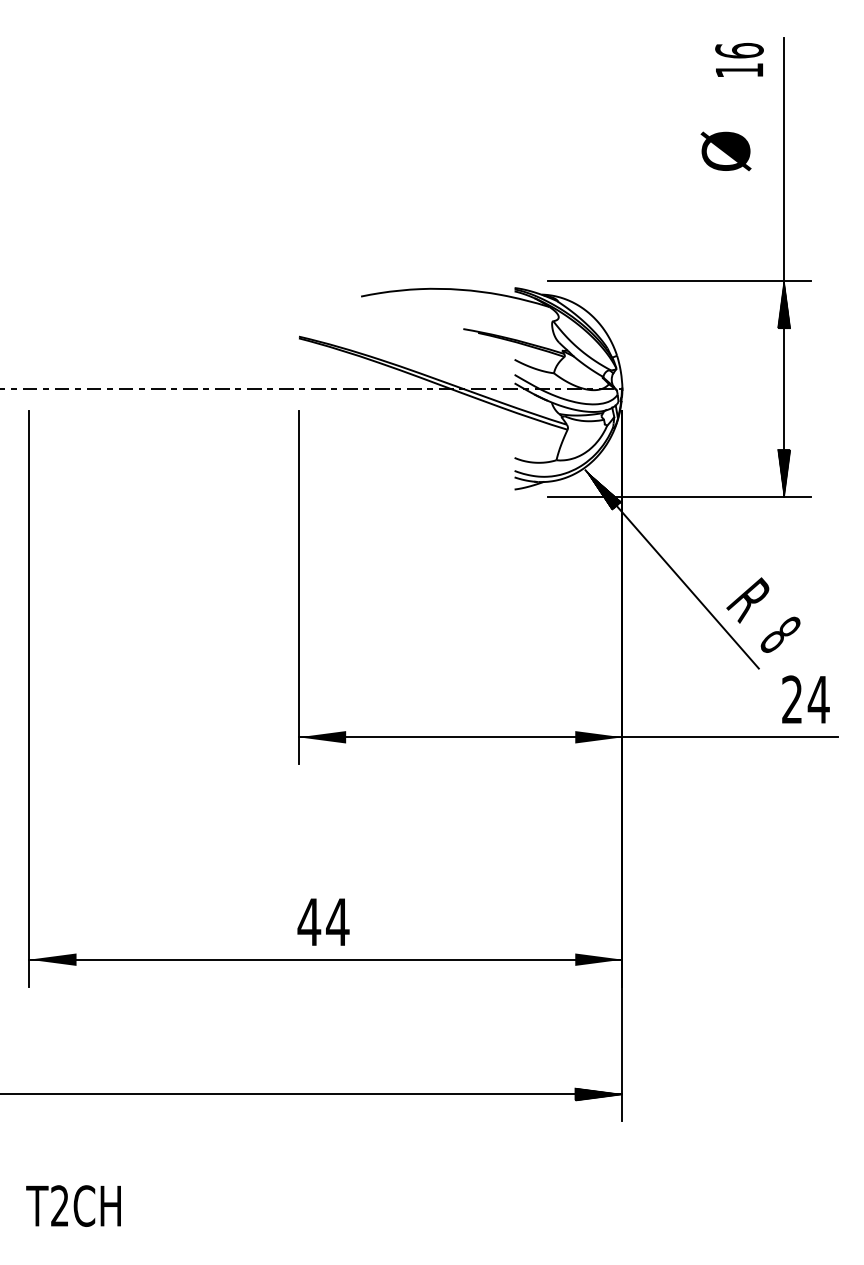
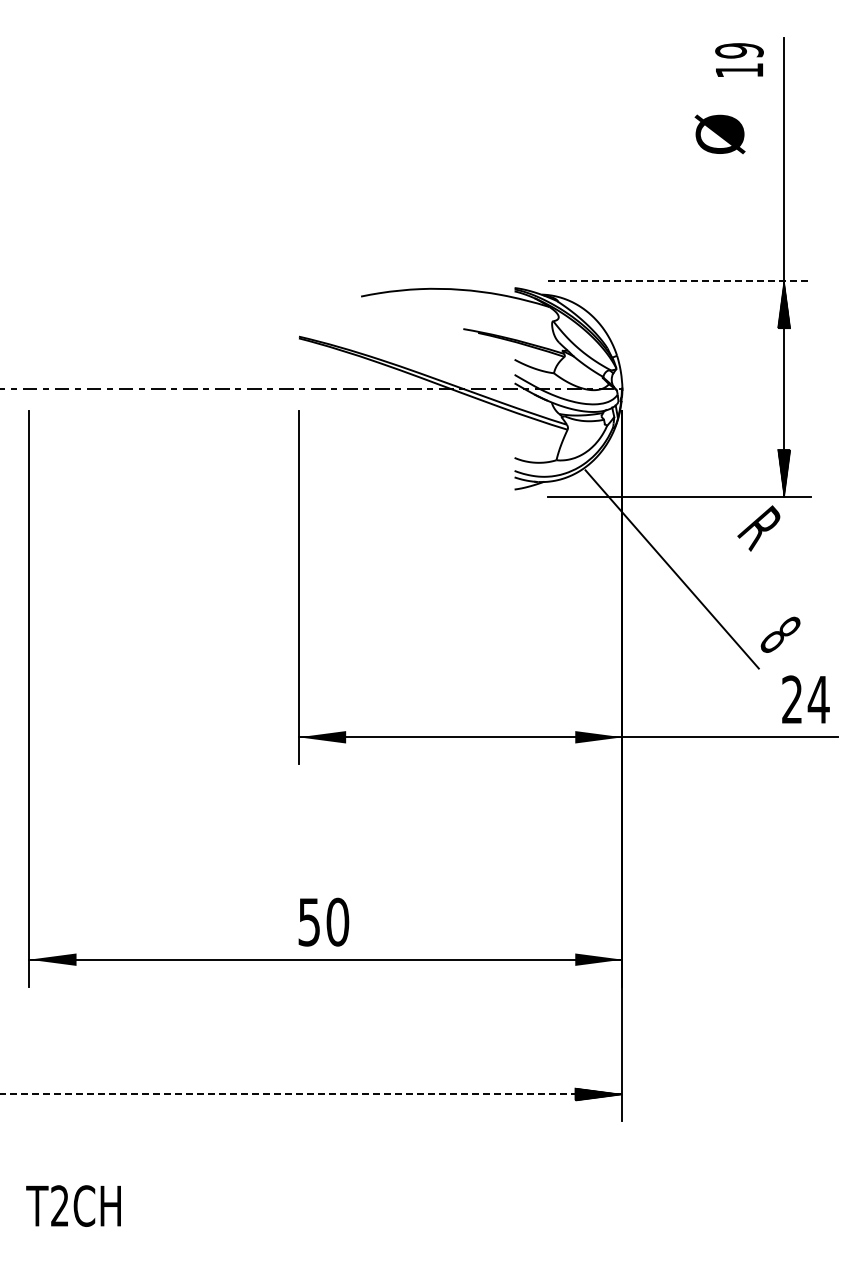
text: 16 -> 19 (739, 50)
text position: (725, 151) -> (719, 134) (719, 134)
line: solid -> dashed (679, 281)
hatch: present -> none (603, 489)
text position: (747, 600) -> (758, 528) (758, 528)
text: 44 -> 50 (323, 921)
line: solid -> dashed (311, 1094)
